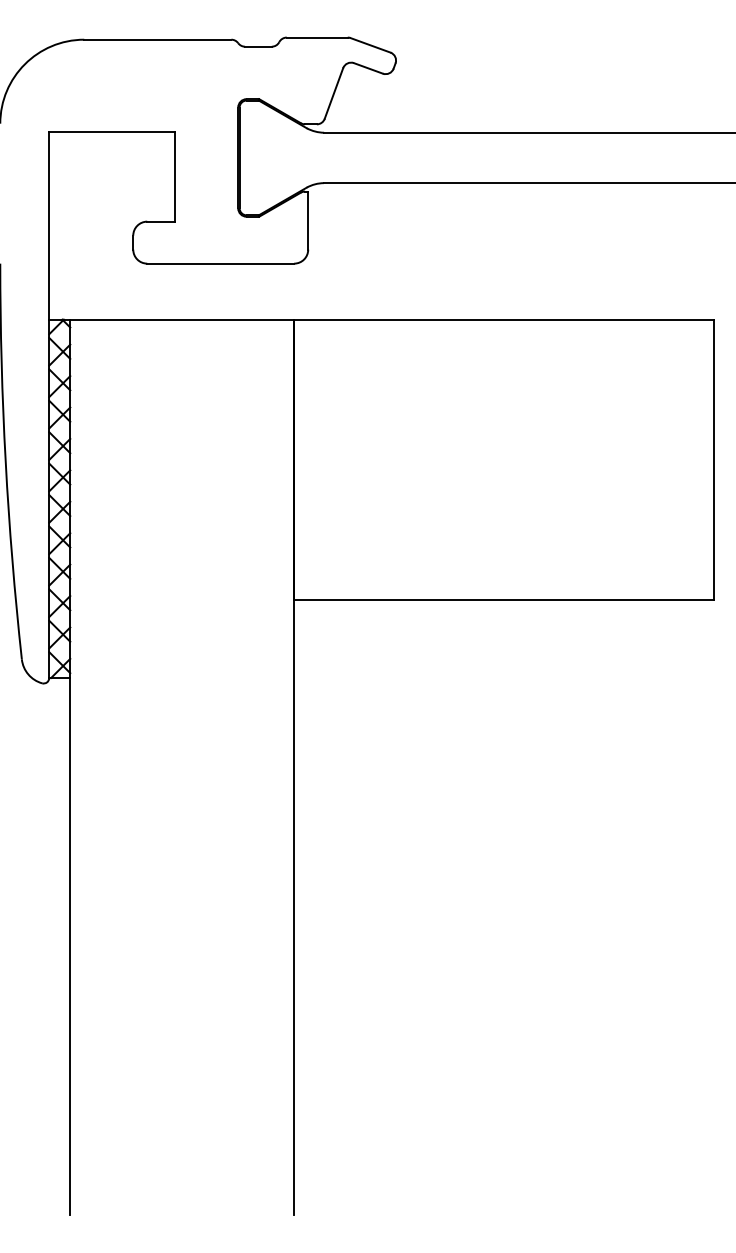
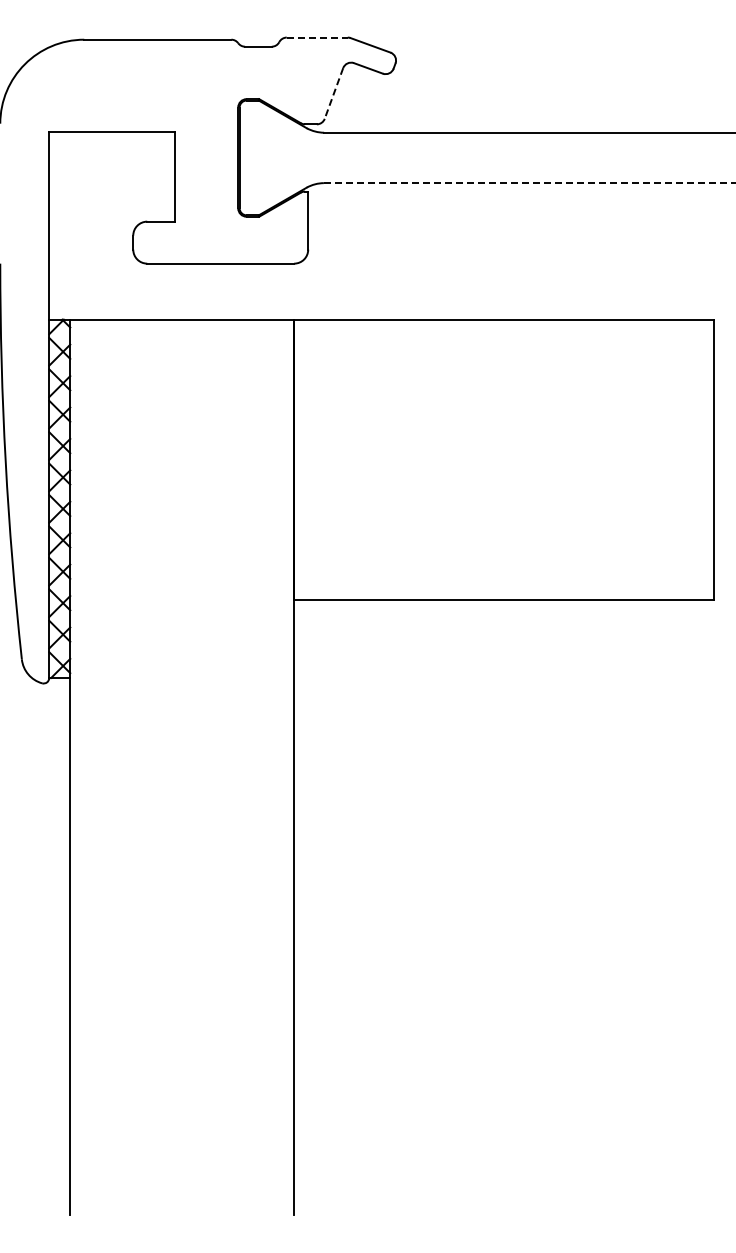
line: solid -> dashed (317, 37)
line: solid -> dashed (333, 93)
line: solid -> dashed (529, 183)
